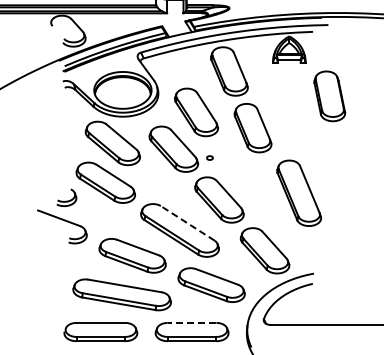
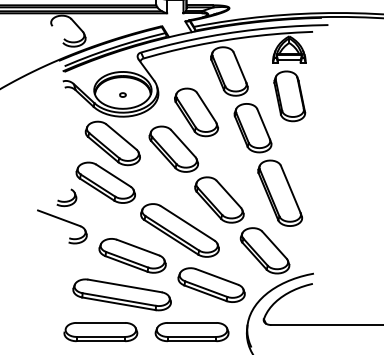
part position: (329, 96) -> (289, 96) (289, 96)
part position: (209, 157) -> (122, 94) (122, 94)
part position: (298, 192) -> (279, 192) (279, 192)
line: dashed -> solid (187, 223)
line: dashed -> solid (191, 322)
